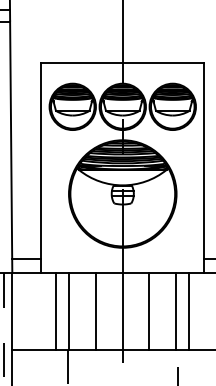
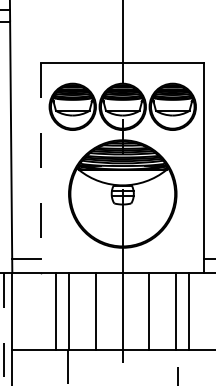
line: solid -> dashed (41, 167)
